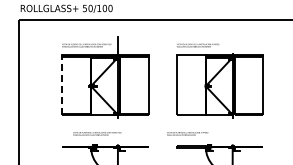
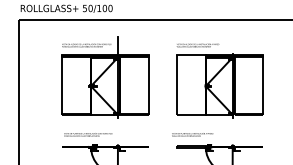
line: dashed -> solid (62, 85)
text position: (97, 133) -> (88, 134) (88, 134)
text position: (187, 133) -> (192, 134) (192, 134)
